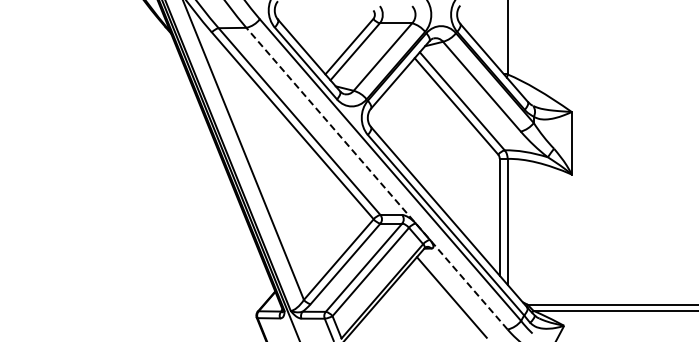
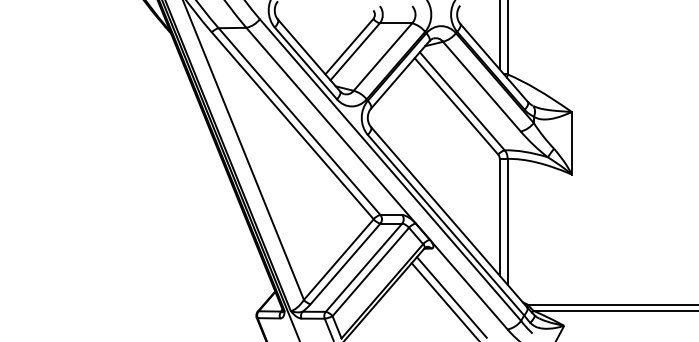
line: none -> present (499, 35)
line: dashed -> solid (377, 178)
line: none -> present (443, 300)
